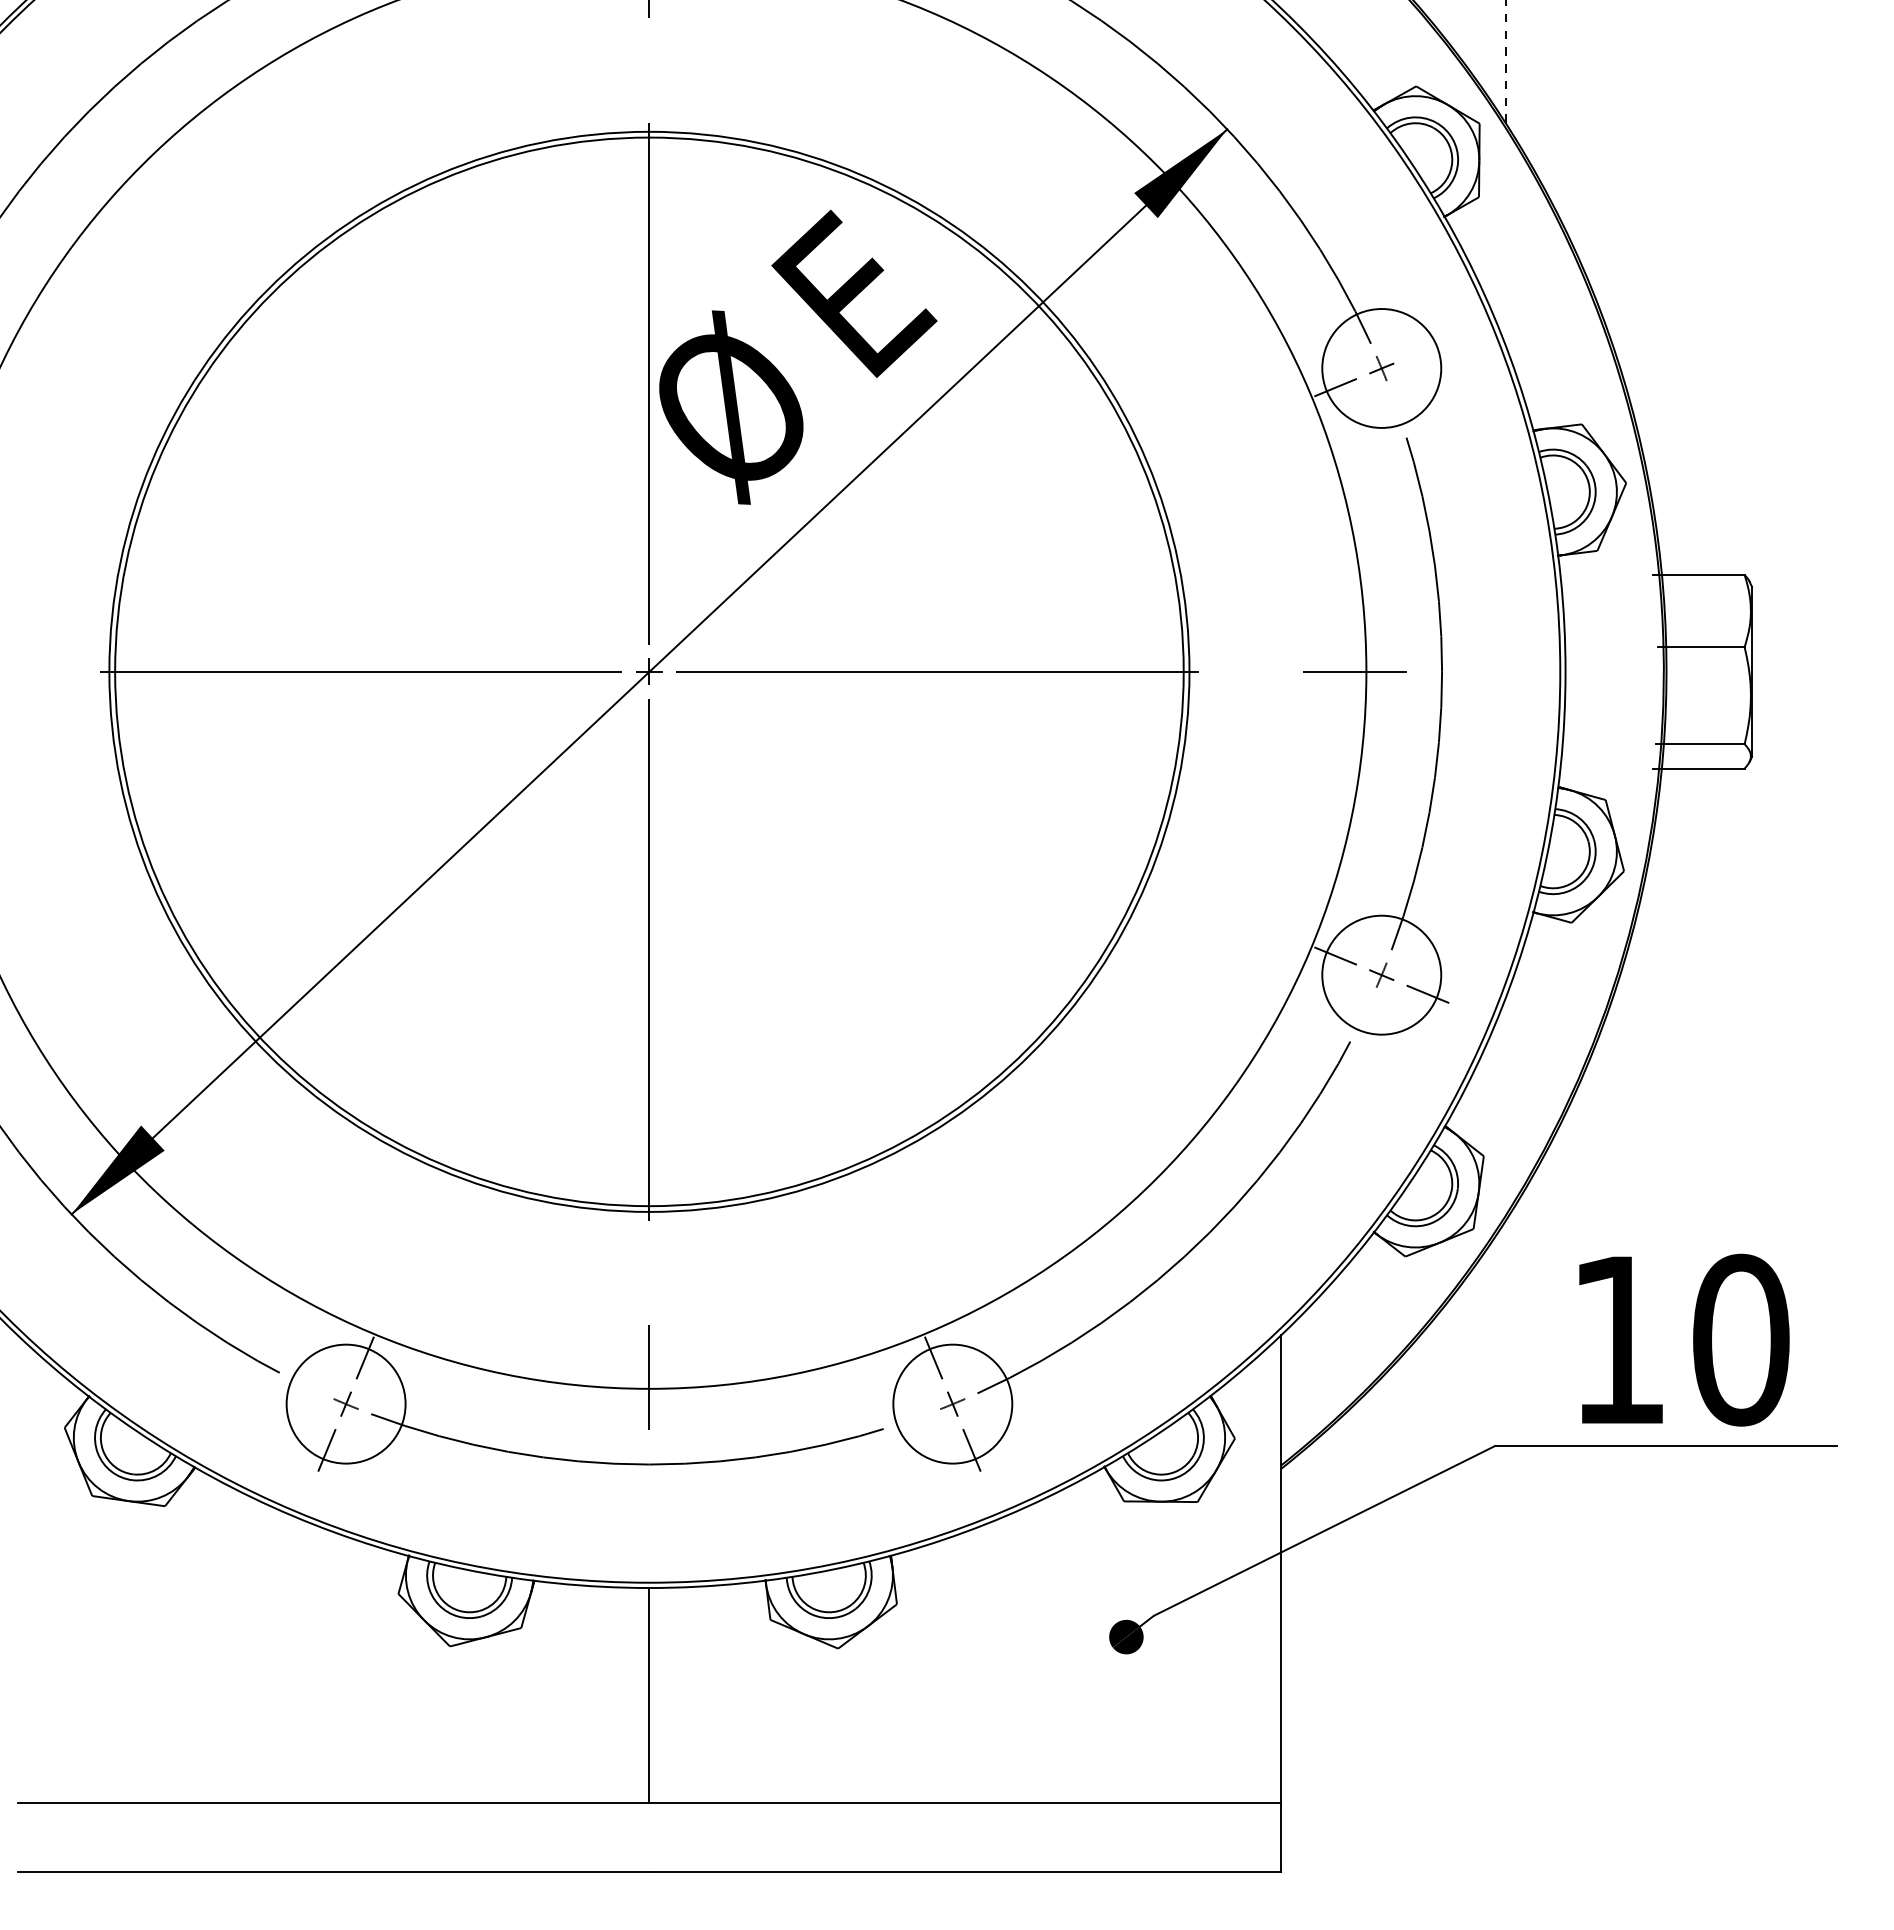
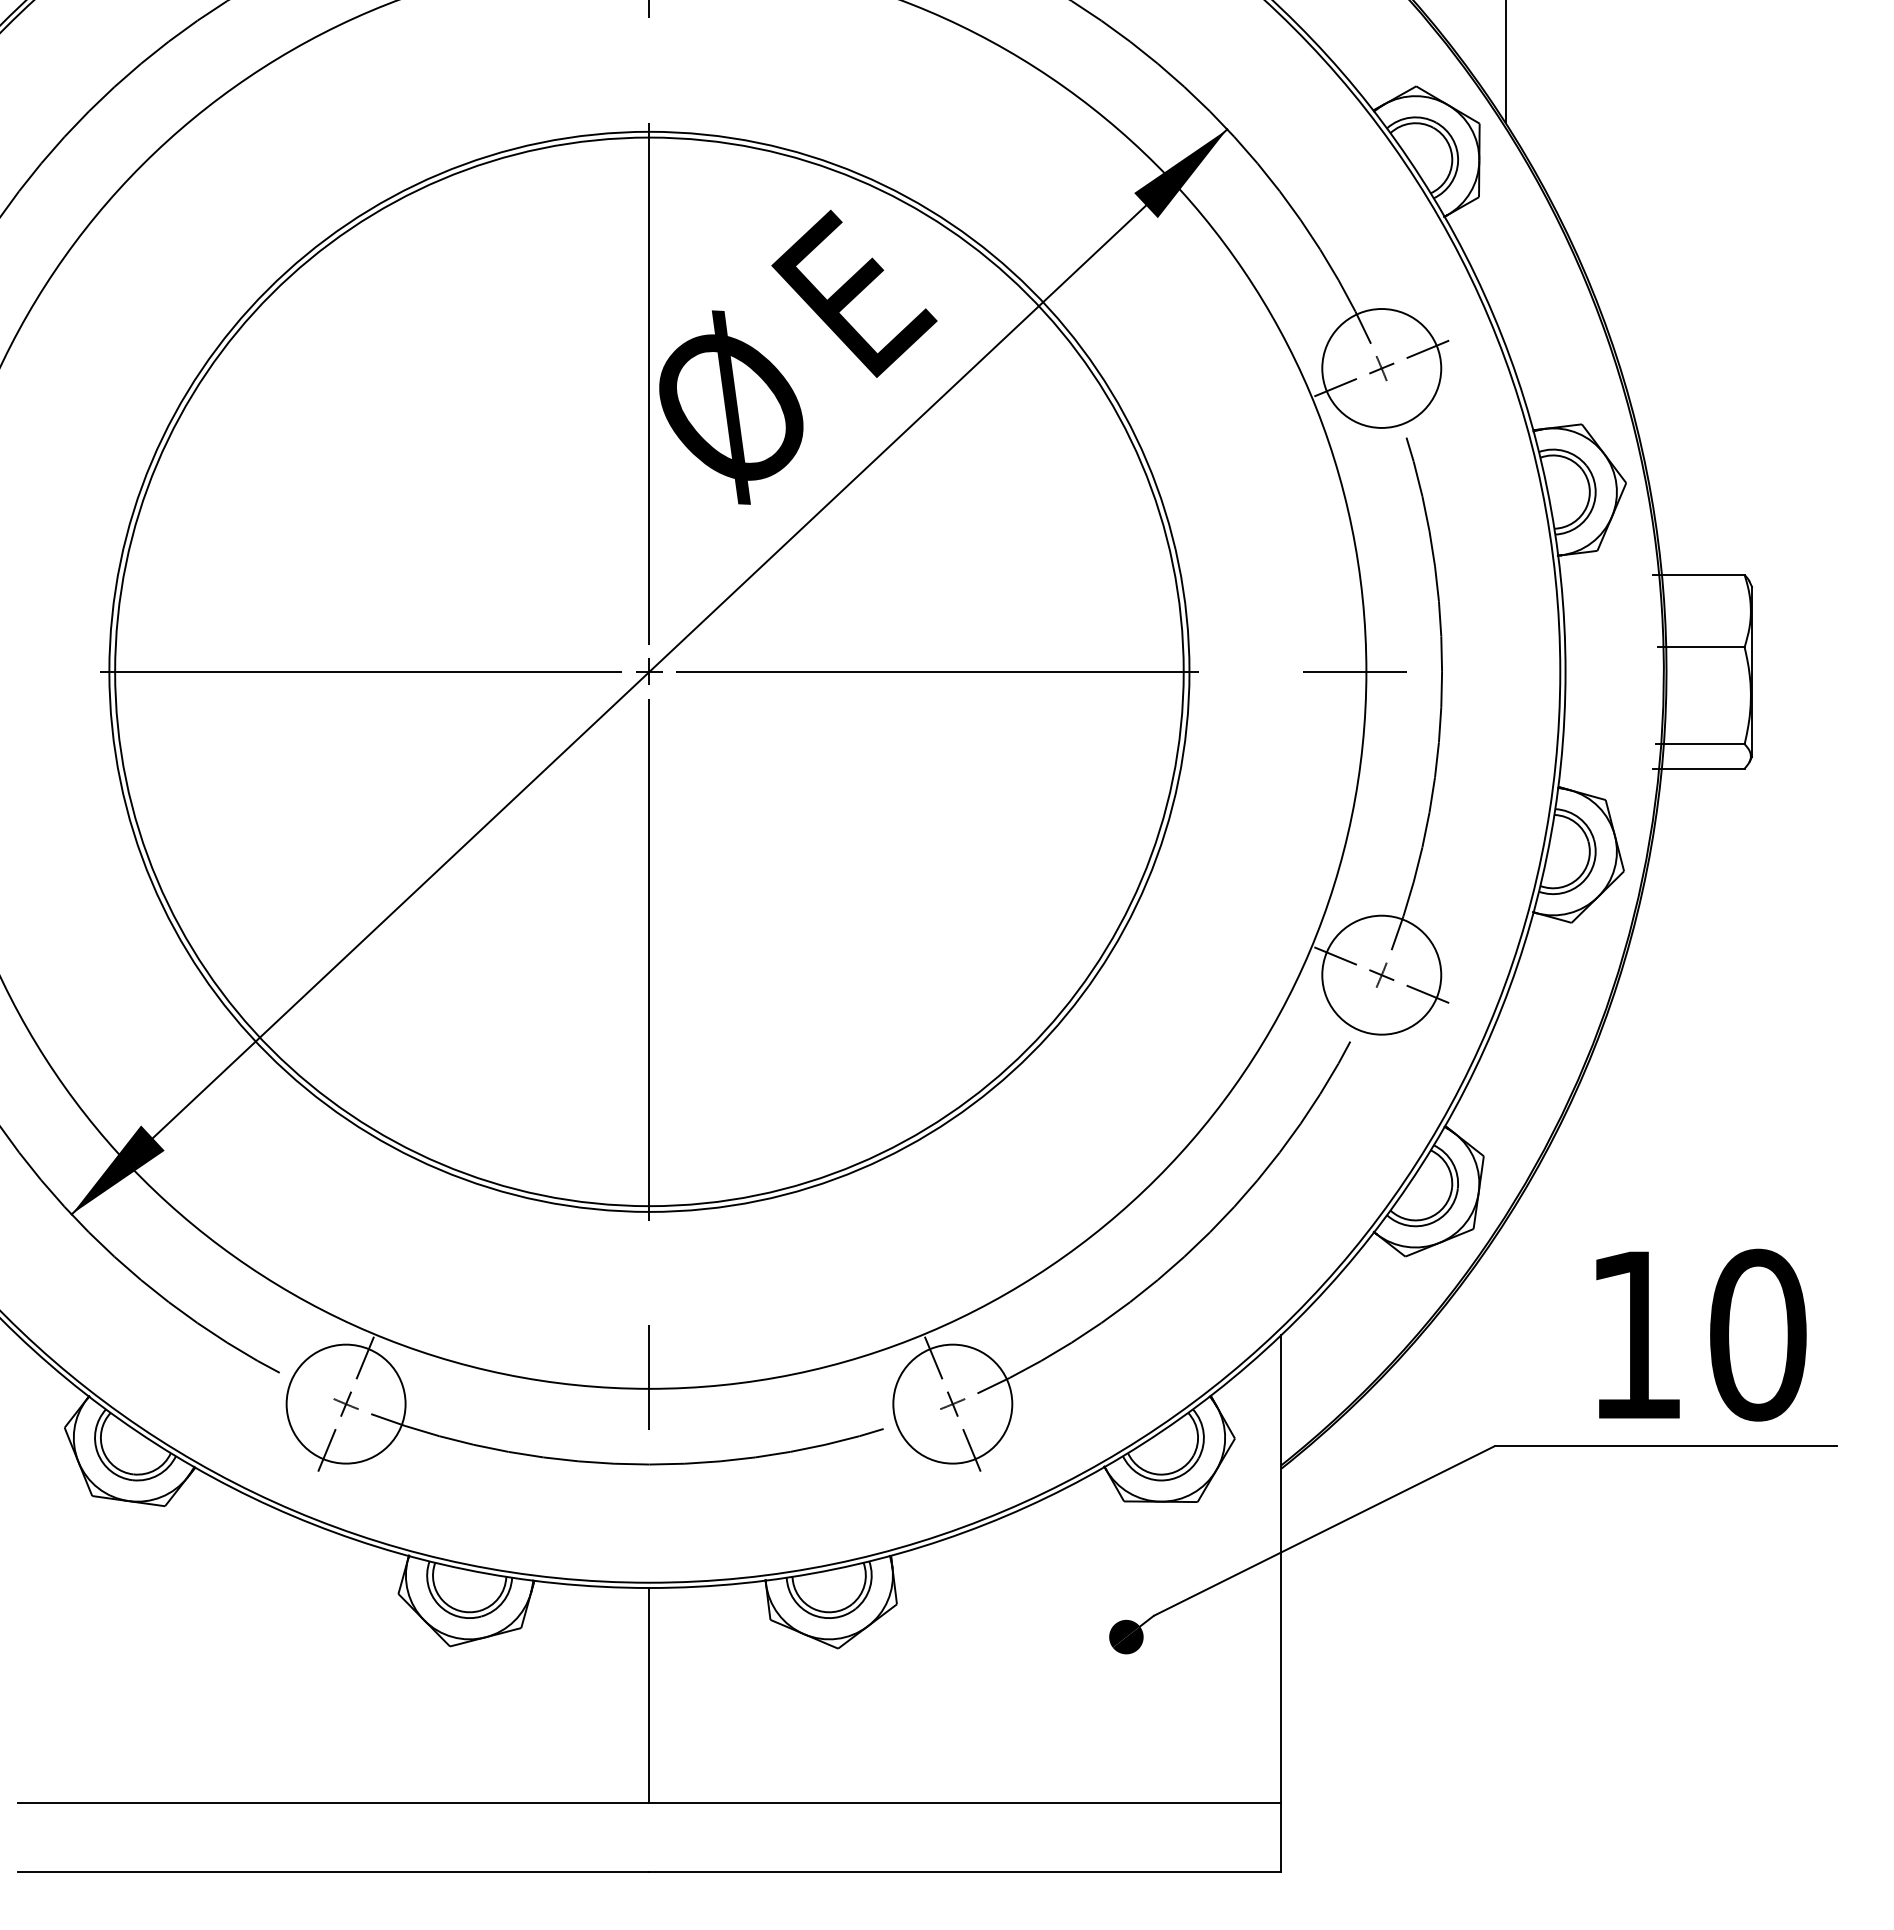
line: dashed -> solid (1505, 61)
line: none -> present (1427, 349)
text position: (1684, 1339) -> (1701, 1334) (1701, 1334)
